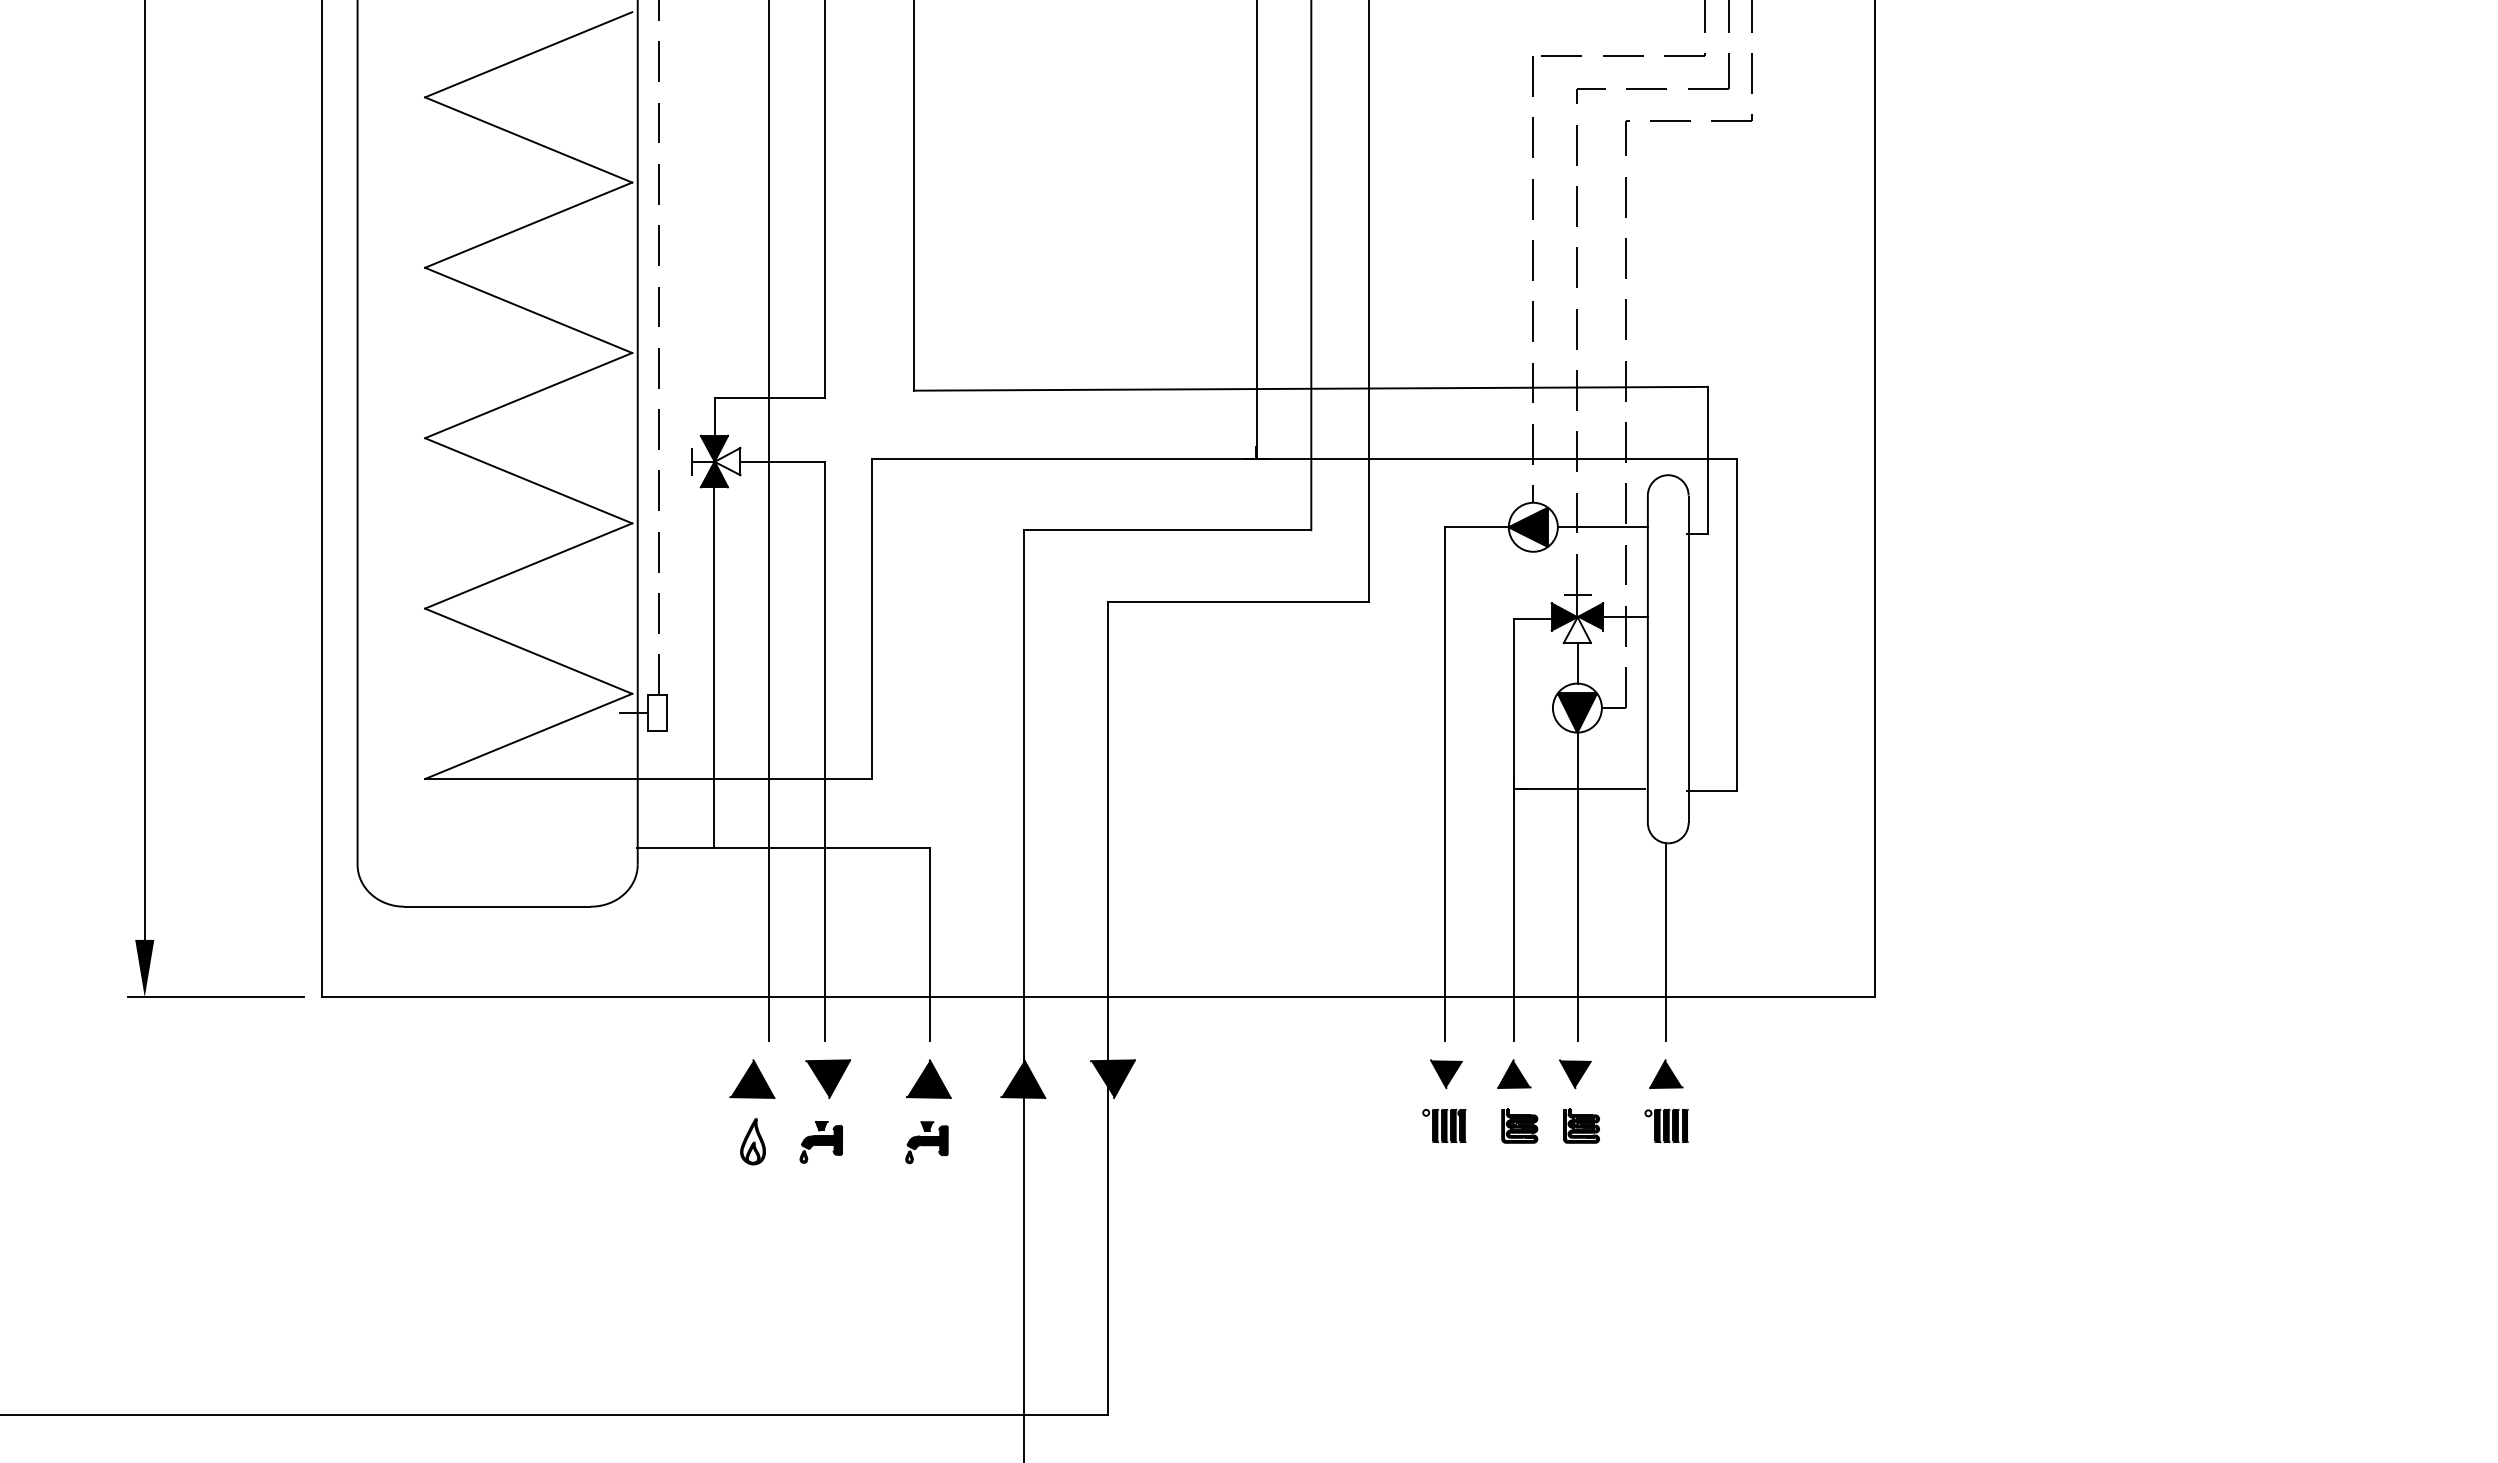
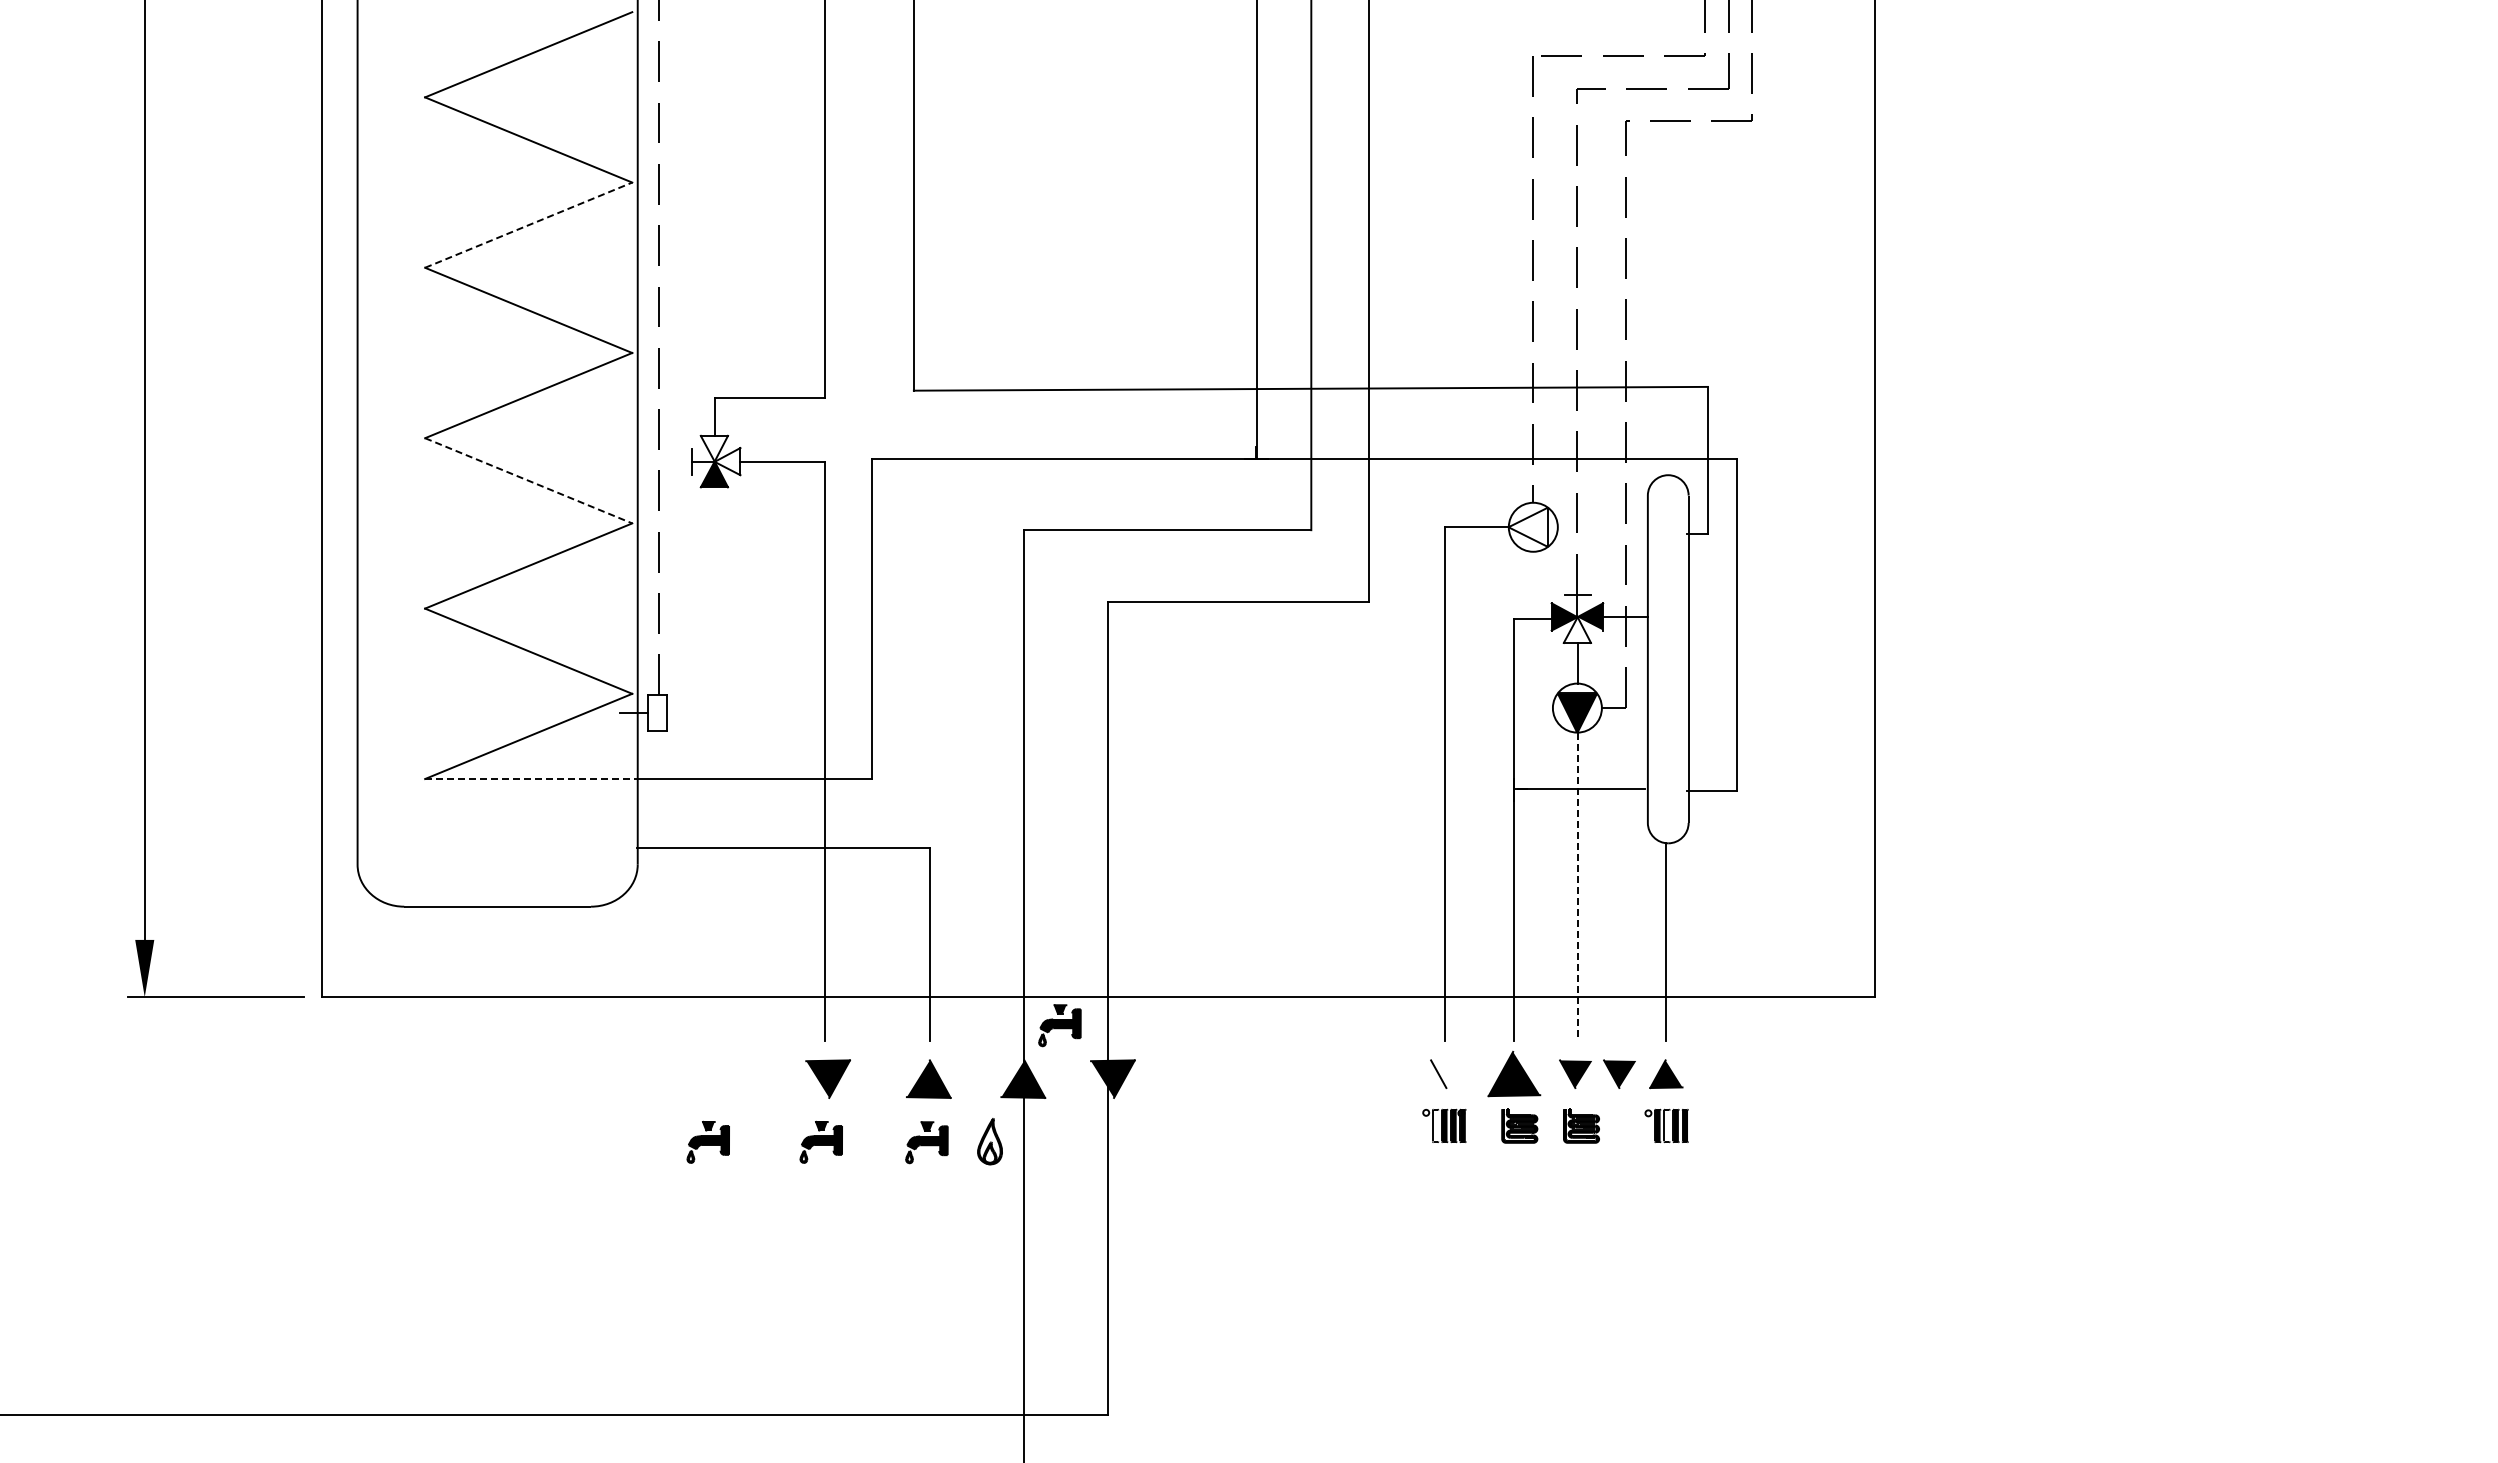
line: solid -> dashed (529, 224)
fill: present -> none (714, 448)
line: solid -> dashed (528, 480)
line: present -> none (768, 521)
fill: present -> none (1528, 527)
line: present -> none (1602, 527)
line: present -> none (714, 668)
line: solid -> dashed (531, 779)
line: solid -> dashed (1577, 887)
part: none -> present (1059, 1025)
part: none -> present (1619, 1073)
fill: present -> none (1447, 1074)
part size: 35x31 px -> 55x48 px (1514, 1073)
part: present -> none (752, 1078)
fill: present -> none (1435, 1125)
fill: present -> none (1666, 1125)
part: none -> present (707, 1141)
part position: (752, 1141) -> (989, 1141) (989, 1141)
